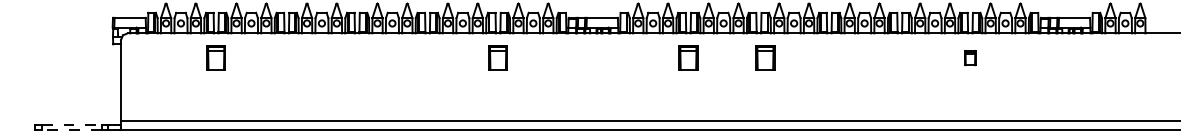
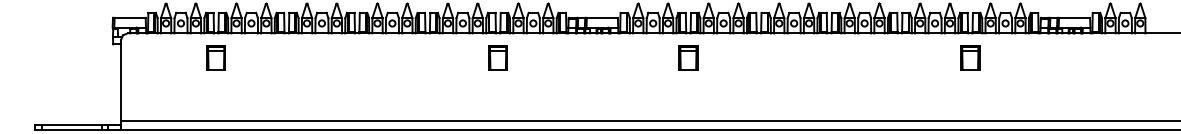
part: present -> none (765, 57)
part size: 13x17 px -> 21x26 px (970, 57)
line: dashed -> solid (71, 124)
line: dashed -> solid (71, 130)
